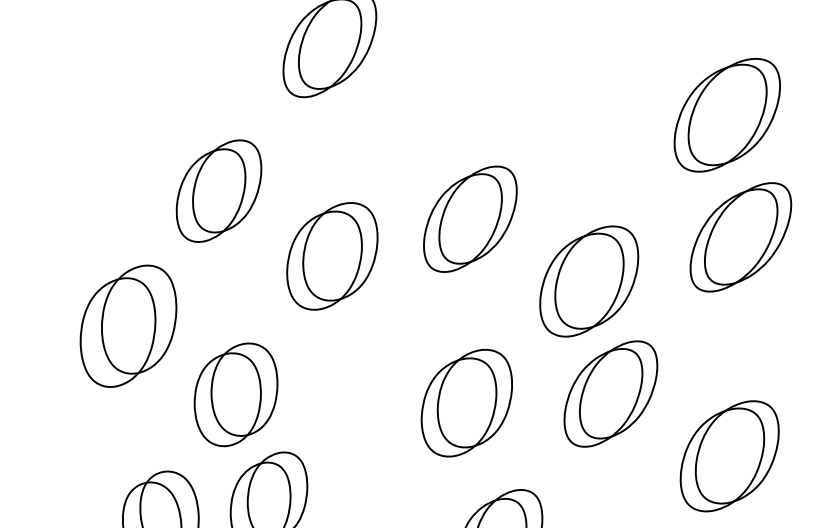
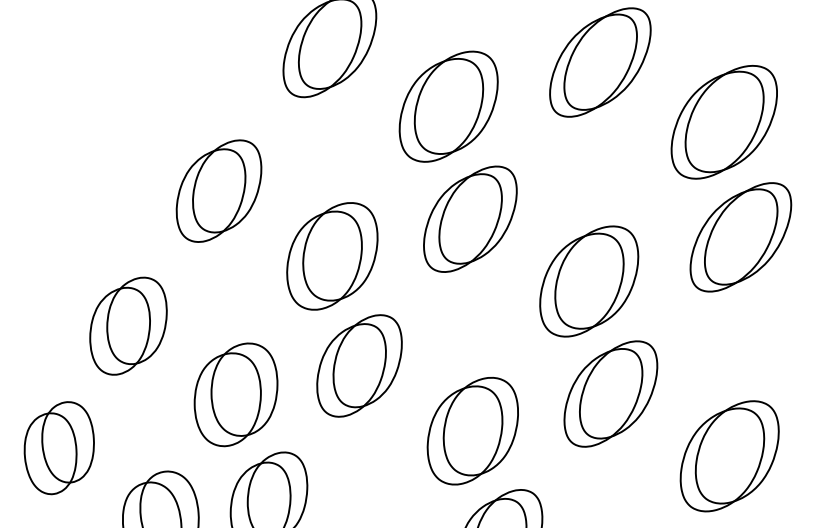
part: none -> present (600, 62)
part: none -> present (448, 106)
part position: (726, 115) -> (723, 122) (723, 122)
part size: 99x124 px -> 79x100 px (128, 325)
part: none -> present (359, 365)
part position: (466, 403) -> (472, 431) (472, 431)
part: none -> present (58, 448)
